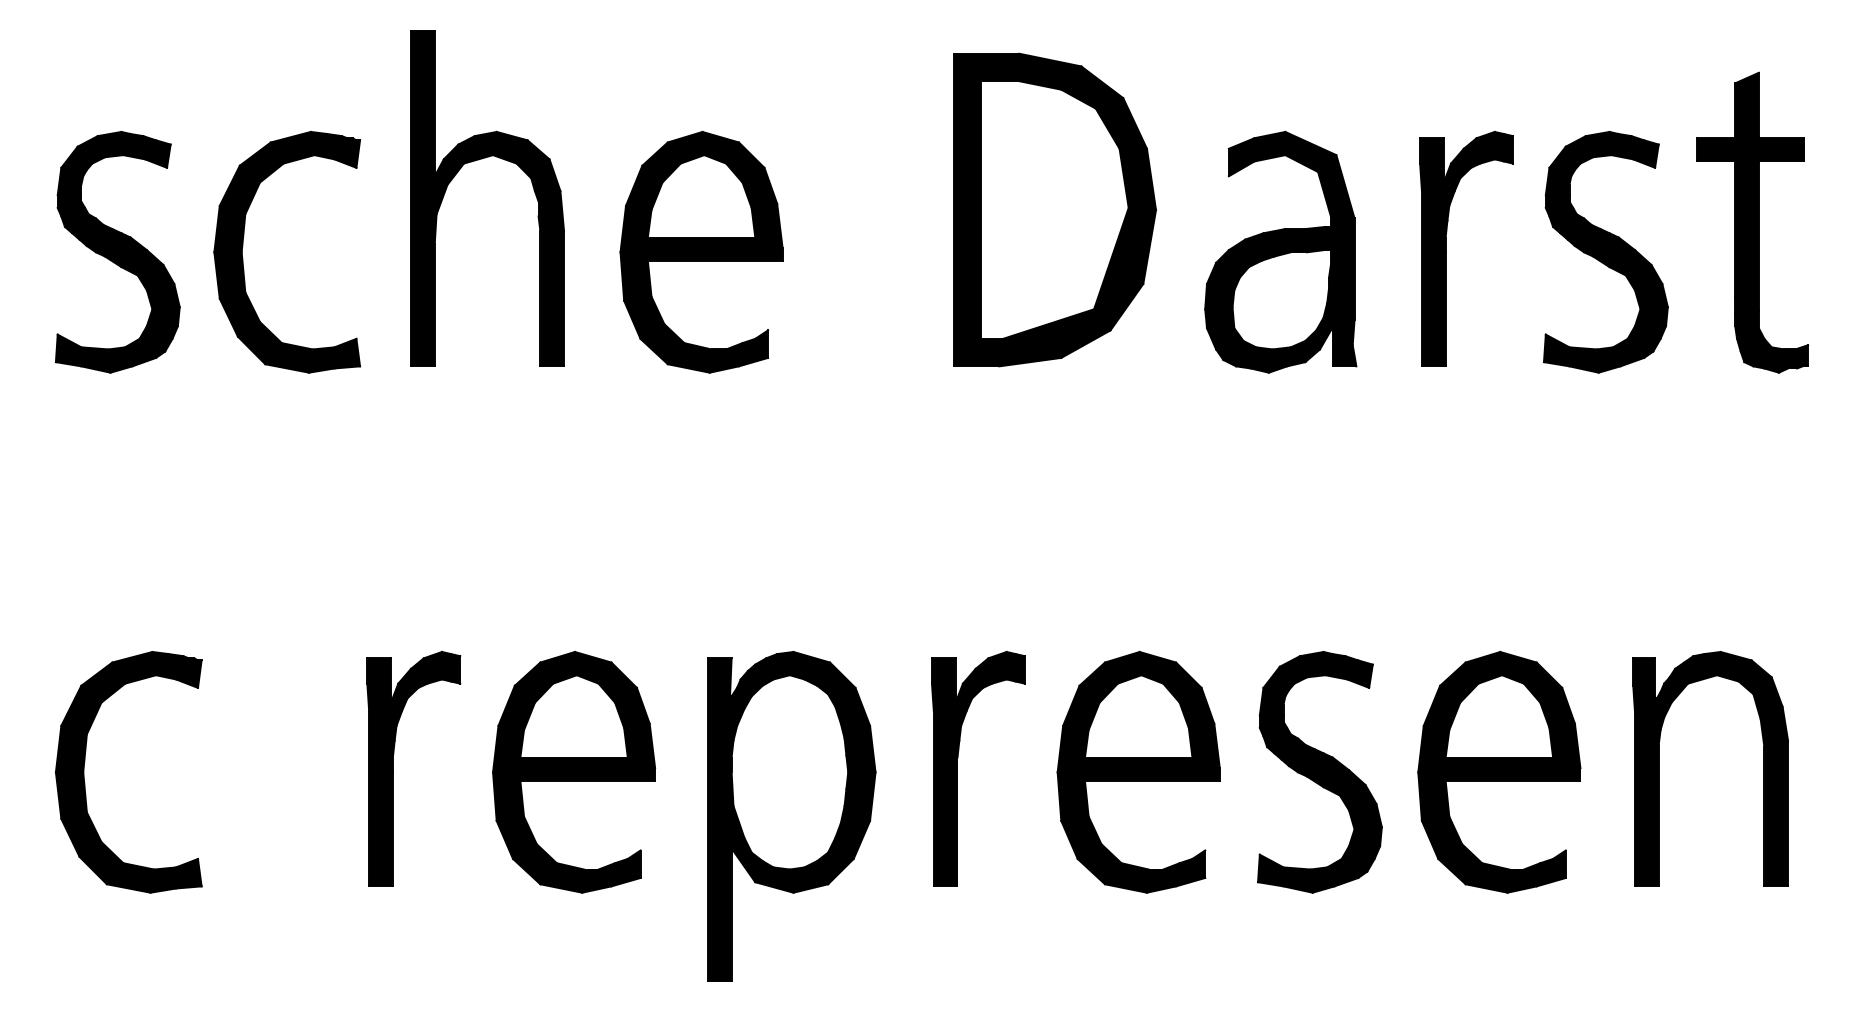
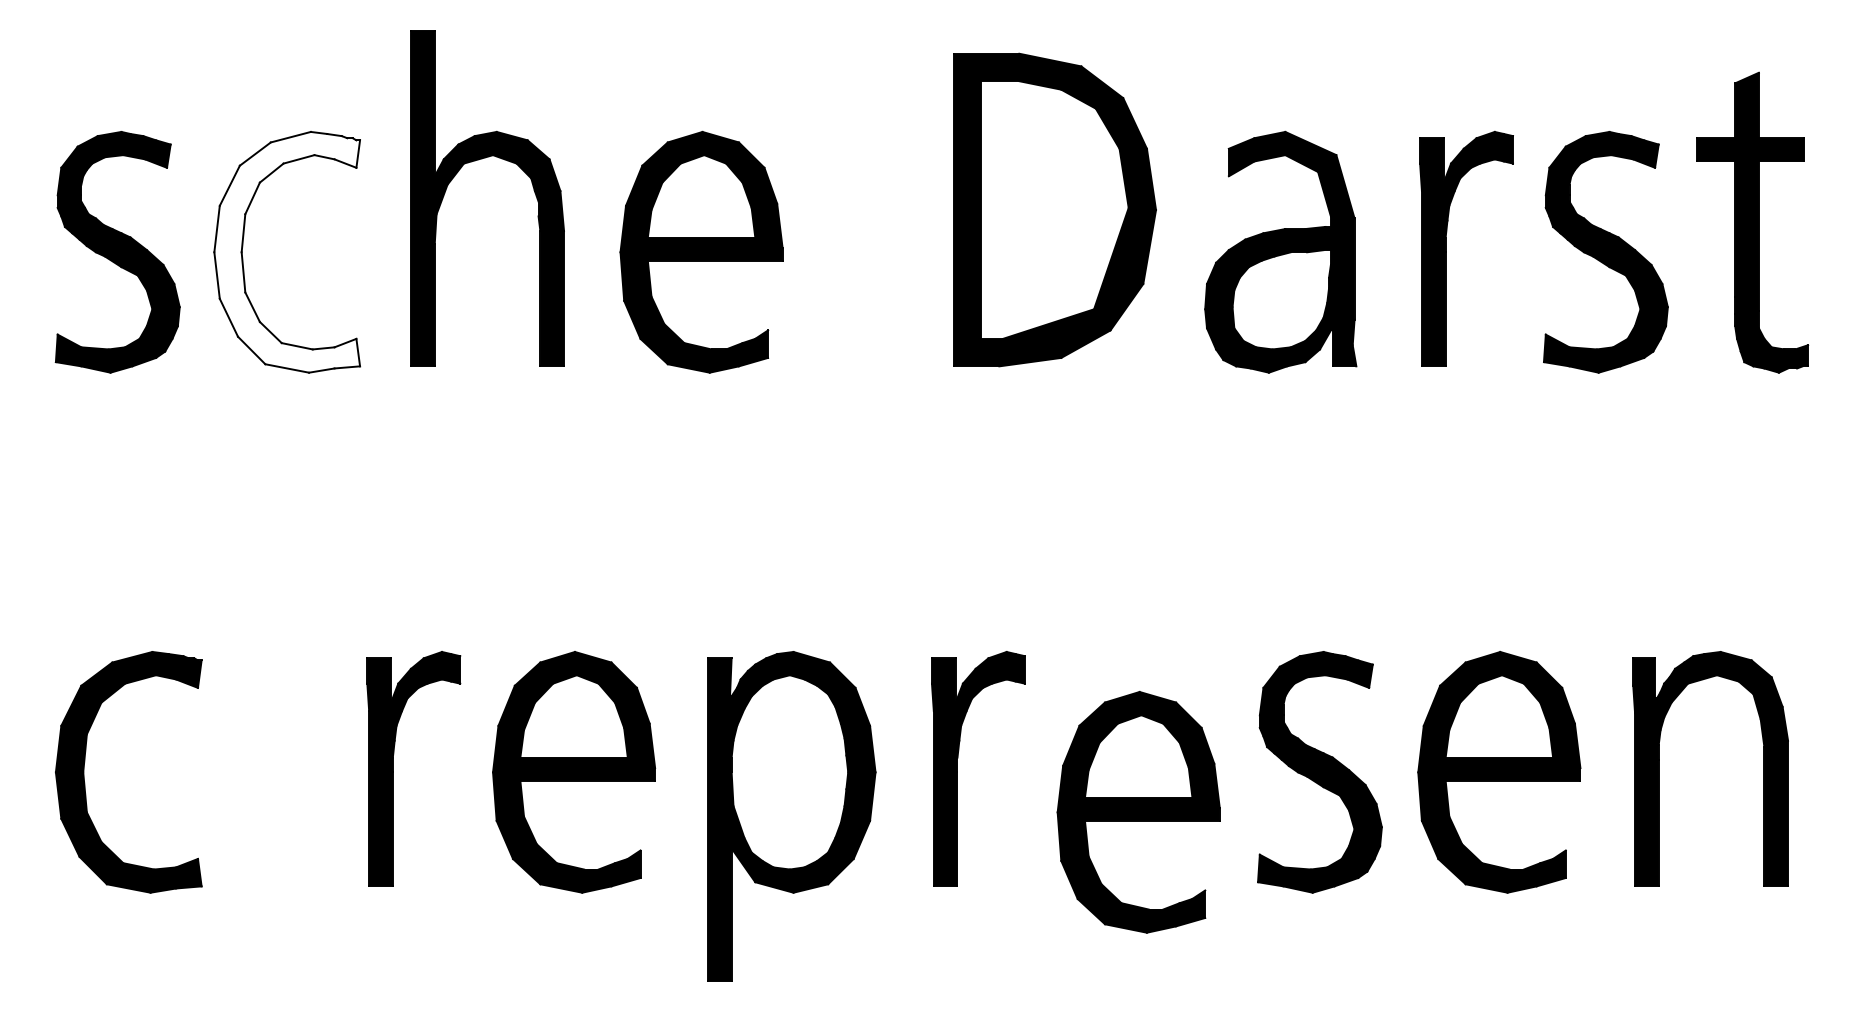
fill: present -> none (287, 251)
part position: (1138, 772) -> (1138, 812) (1138, 812)
